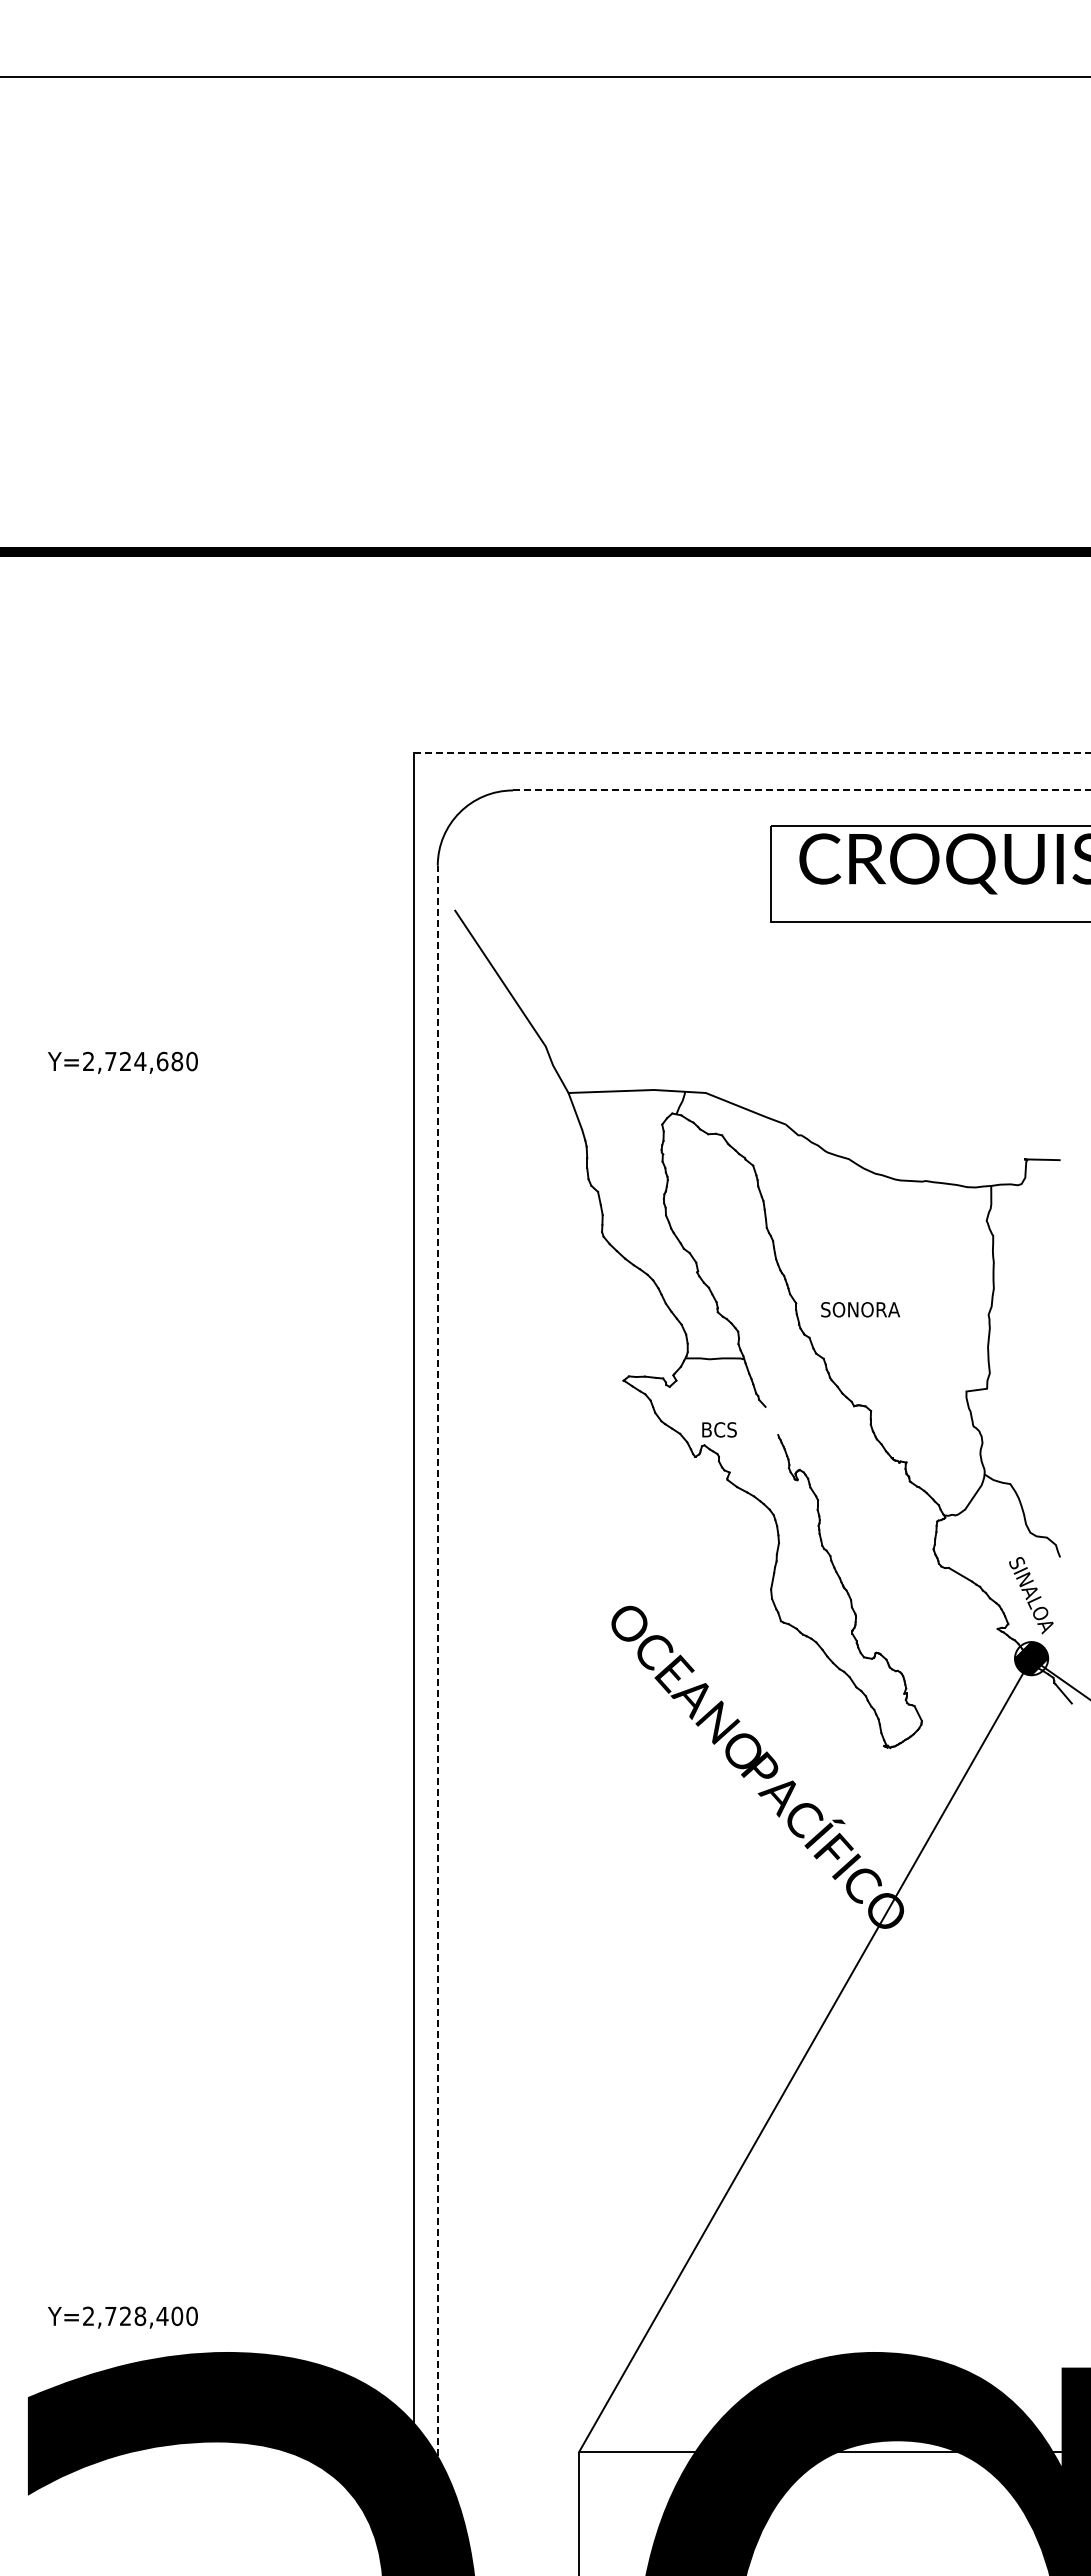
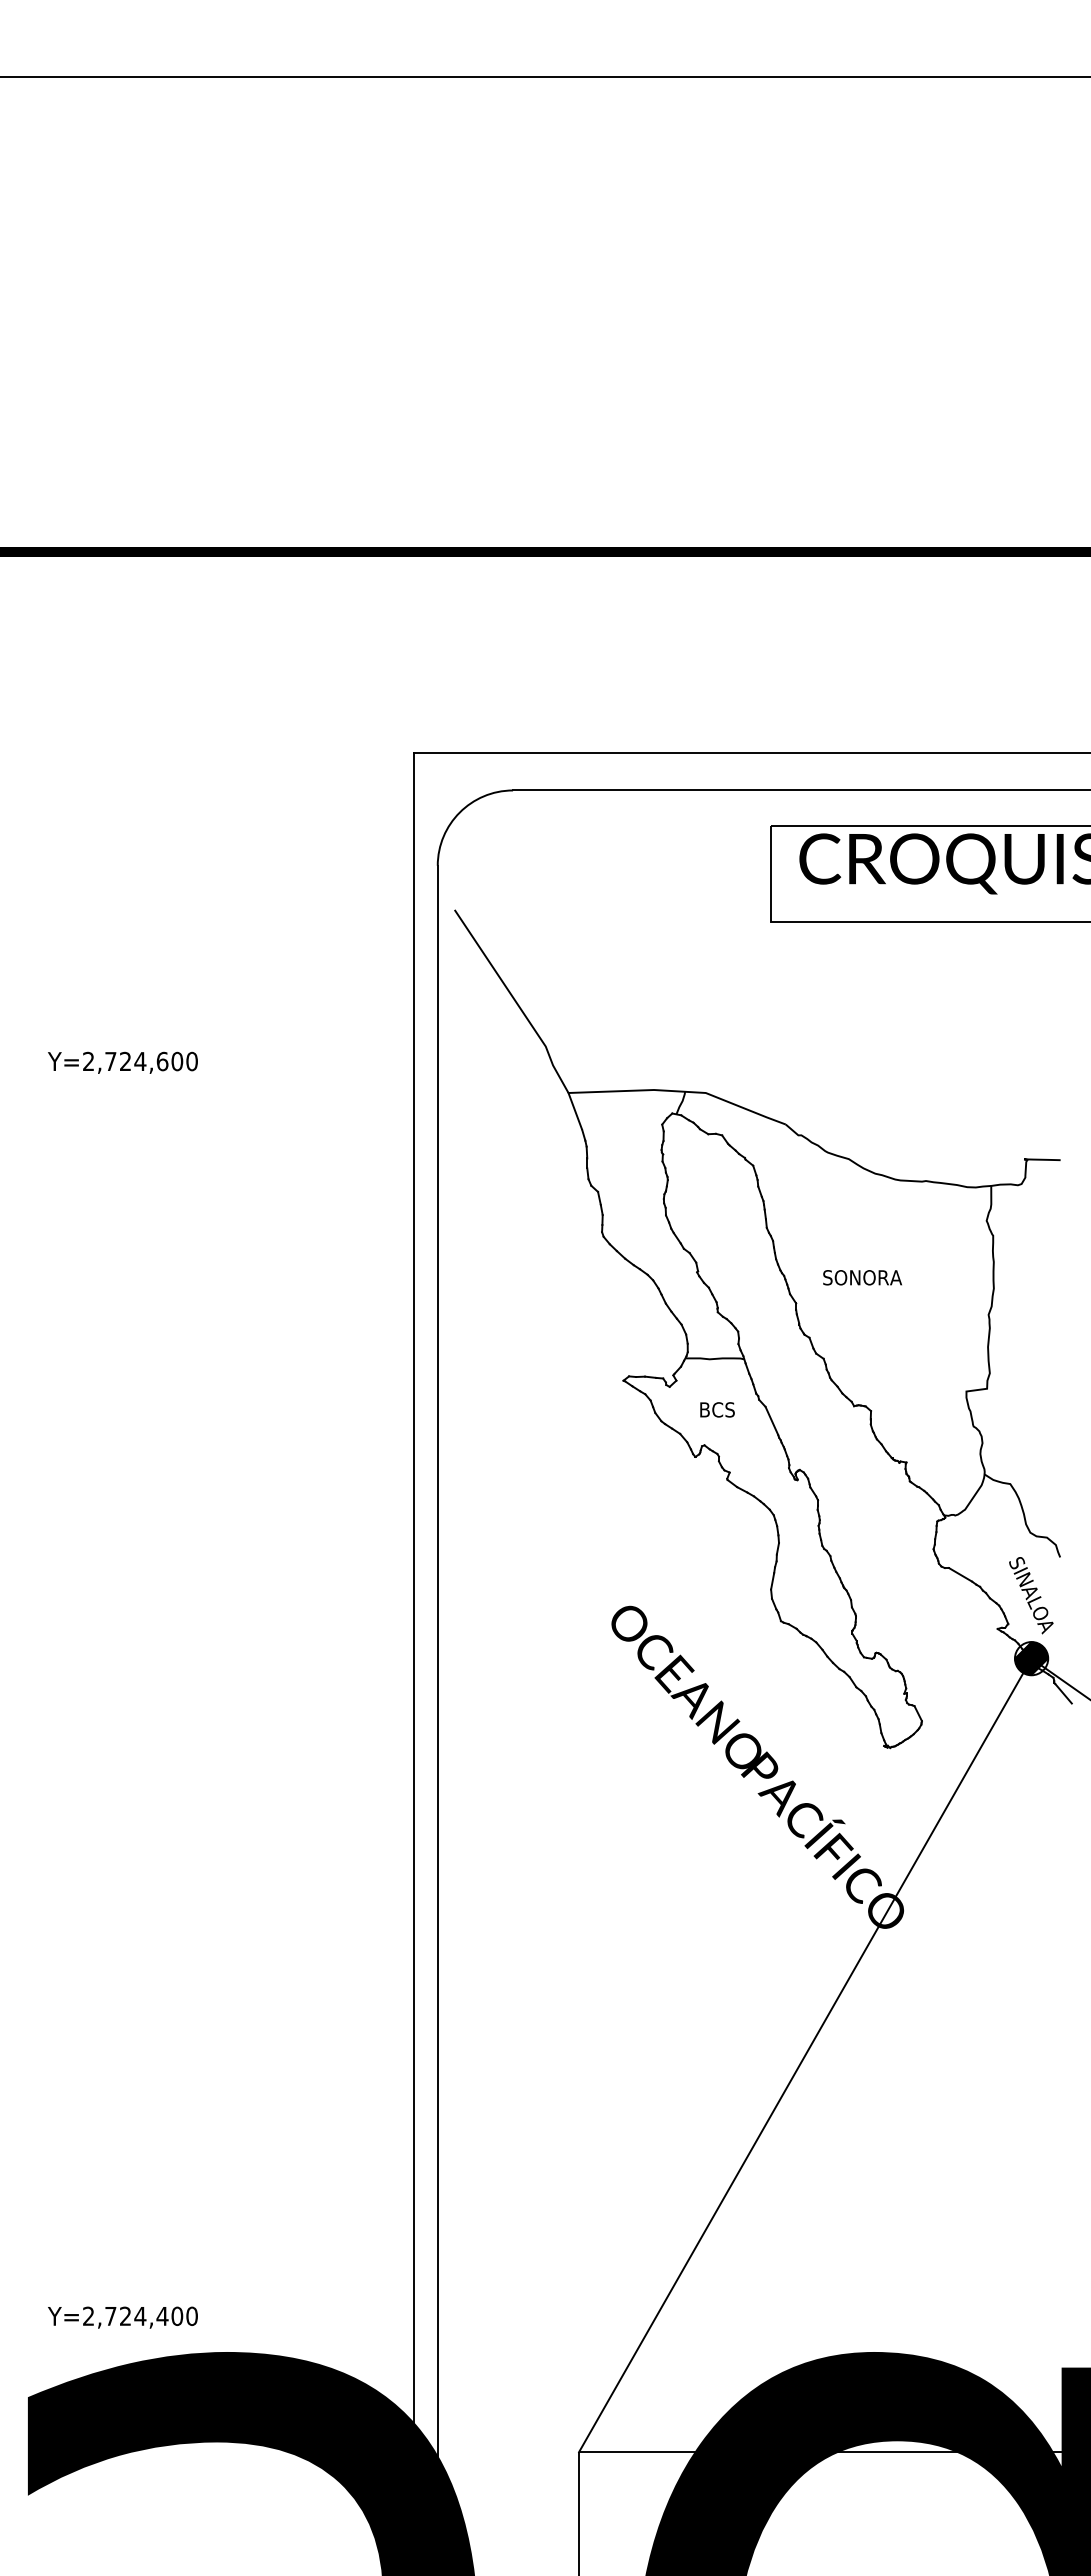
line: dashed -> solid (752, 752)
line: dashed -> solid (801, 790)
text: Y=2,724,680 -> Y=2,724,600 (177, 1061)
text position: (860, 1309) -> (862, 1277) (862, 1277)
line: none -> present (771, 1420)
text position: (719, 1429) -> (717, 1409) (717, 1409)
line: dashed -> solid (437, 1720)
text: Y=2,728,400 -> Y=2,724,400 (140, 2316)
